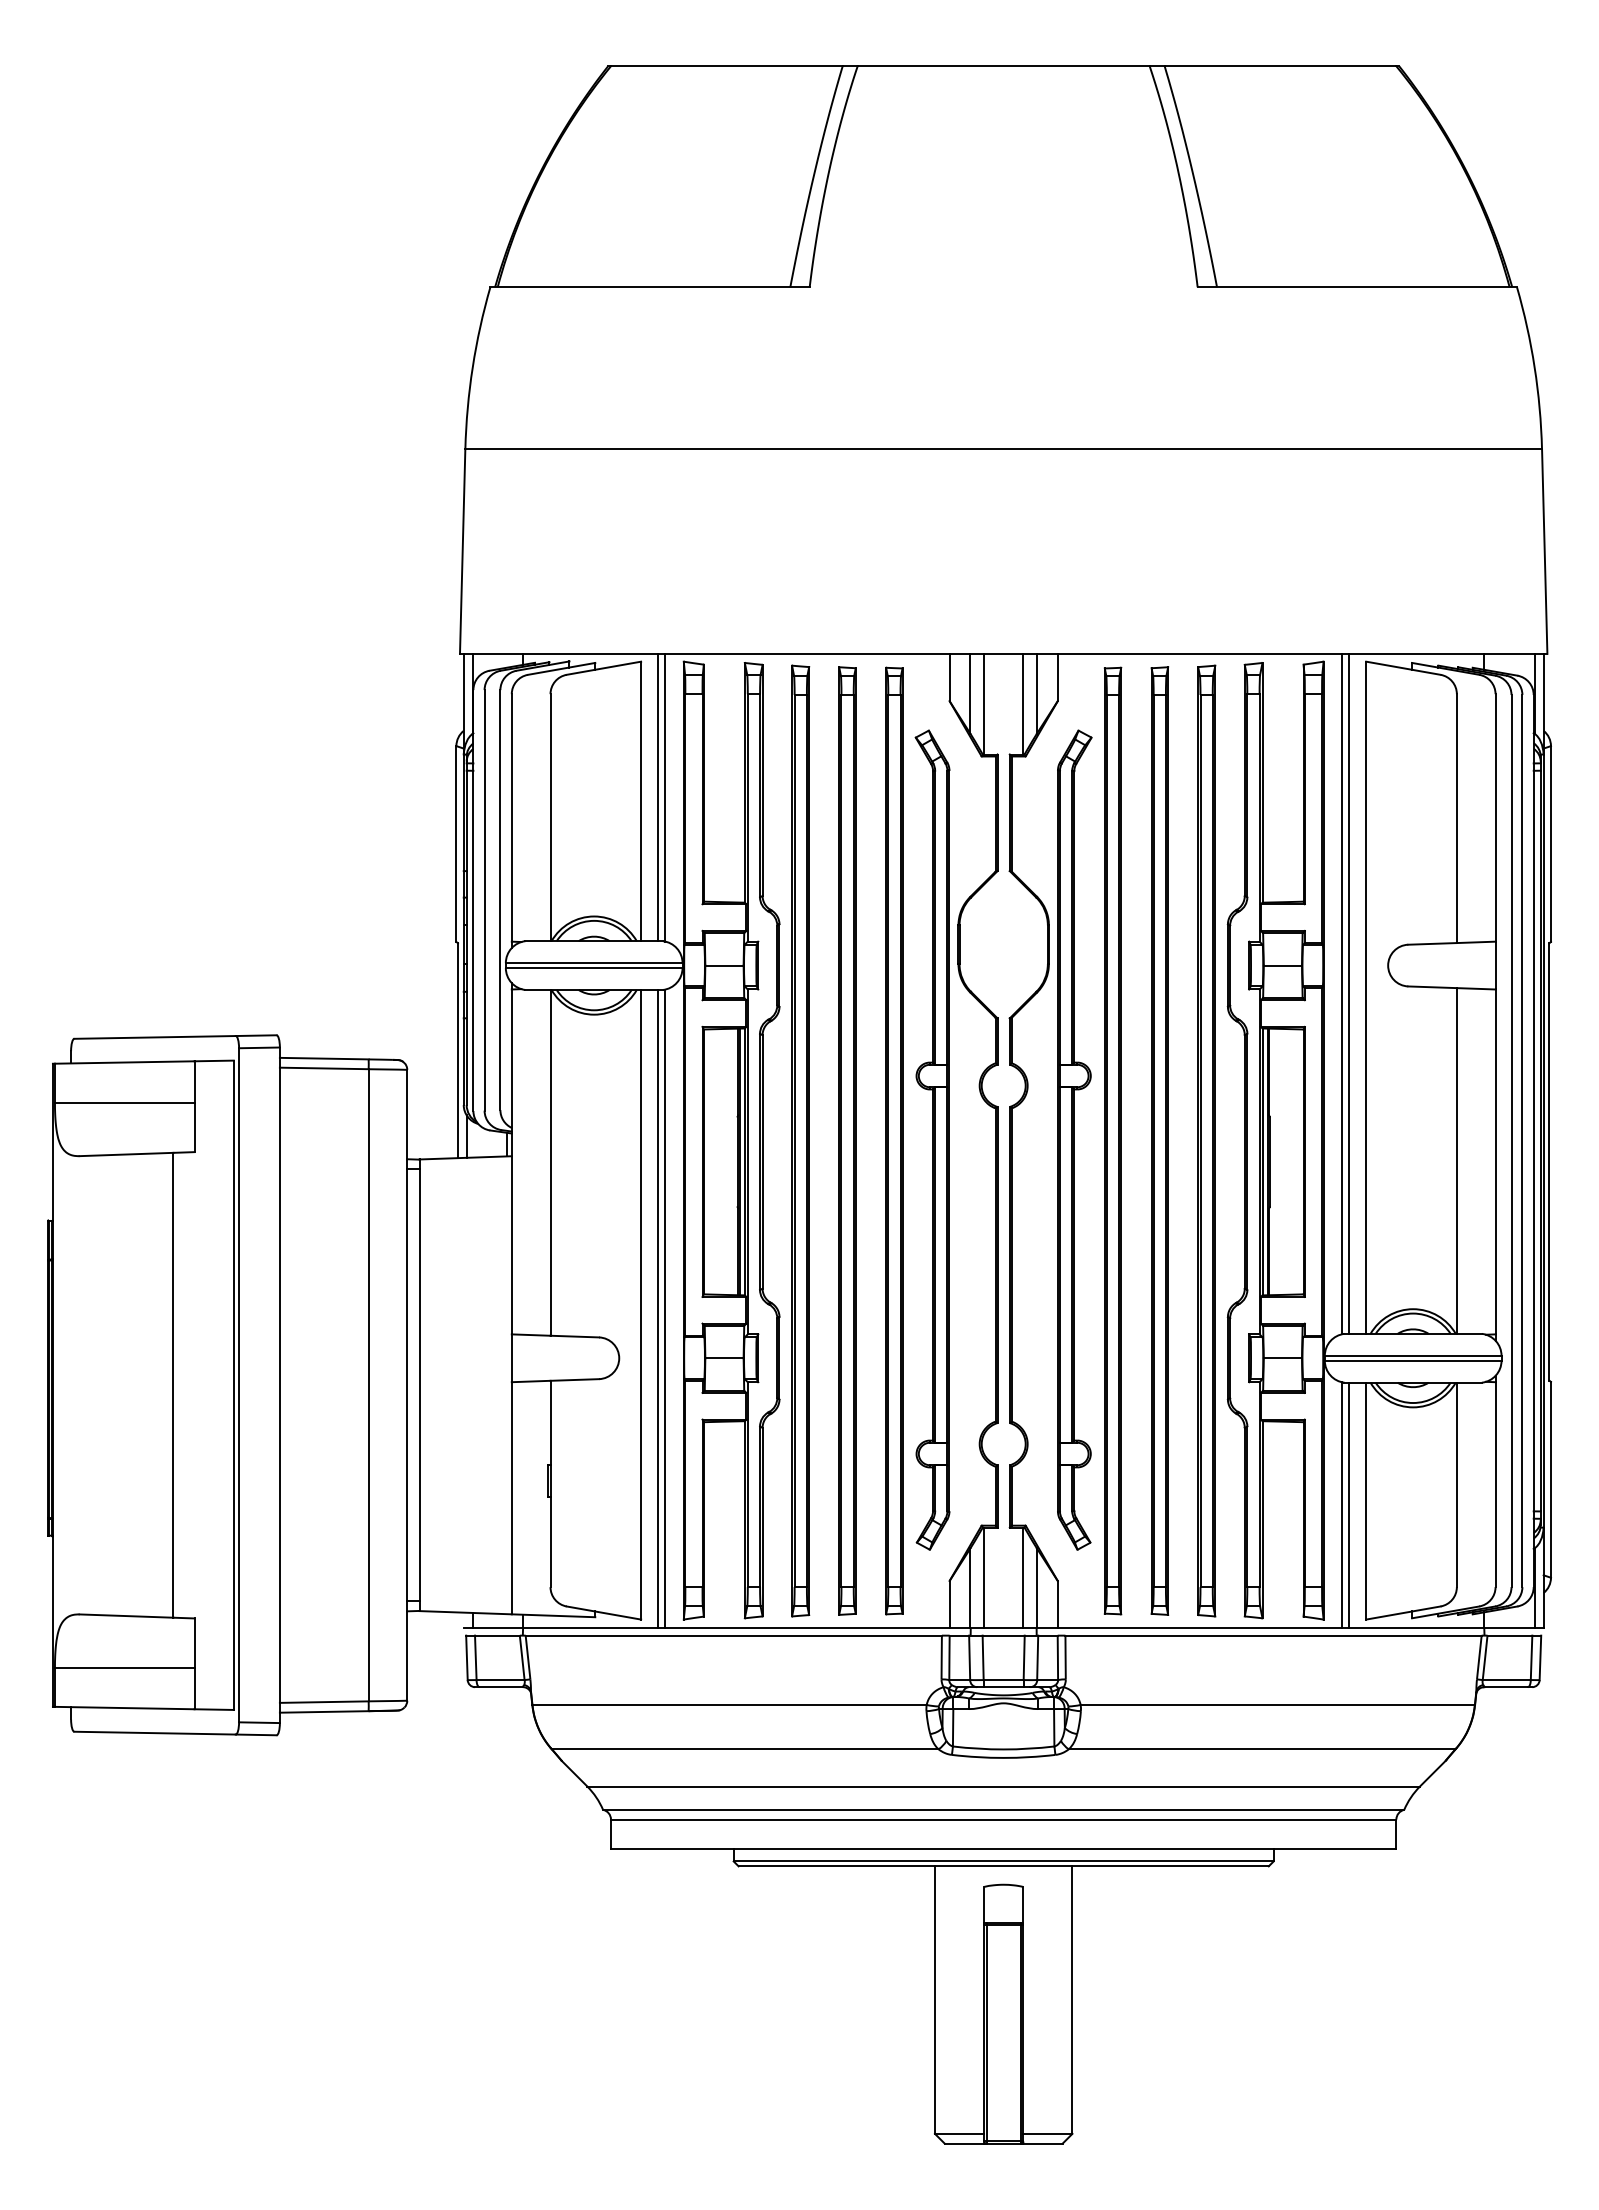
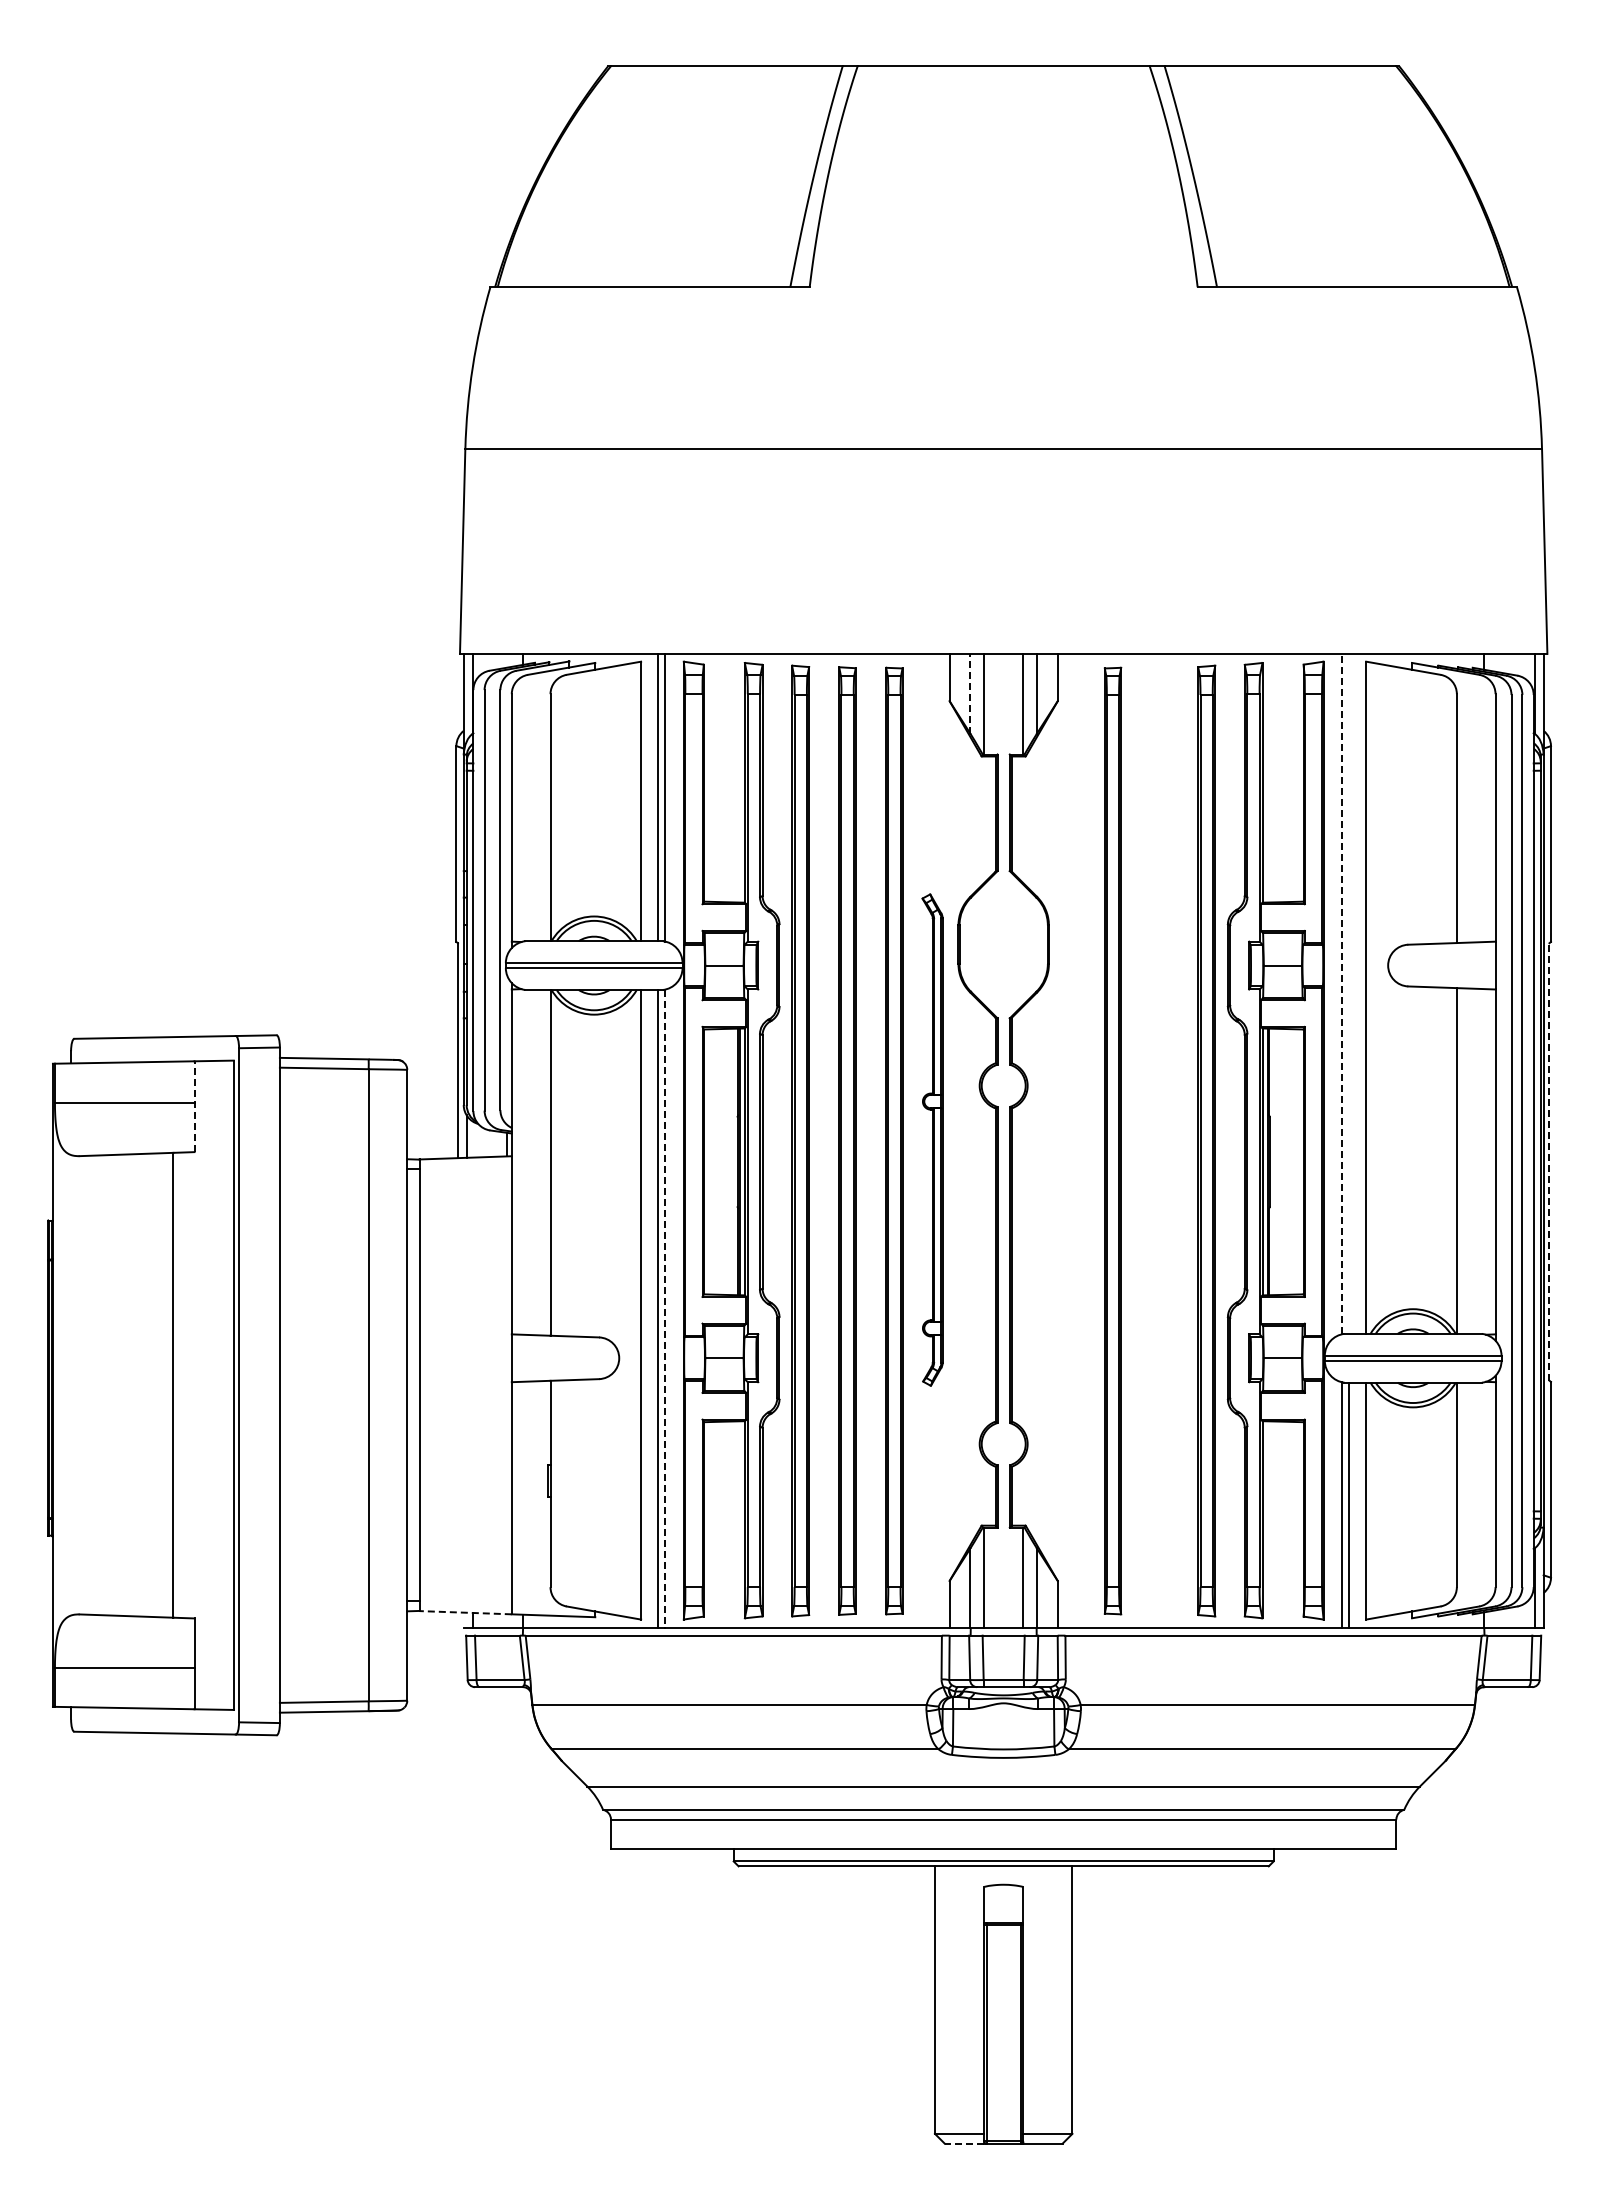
line: solid -> dashed (970, 693)
line: solid -> dashed (1342, 993)
line: present -> none (1349, 993)
line: solid -> dashed (194, 1106)
part size: 37x822 px -> 23x494 px (932, 1139)
part: present -> none (1074, 1139)
part: present -> none (1159, 1140)
line: solid -> dashed (1549, 1161)
line: solid -> dashed (665, 1309)
line: solid -> dashed (465, 1612)
line: solid -> dashed (964, 2143)
